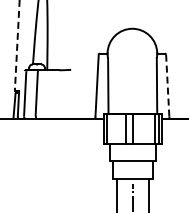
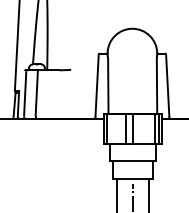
line: dashed -> solid (17, 46)
line: dashed -> solid (167, 85)
